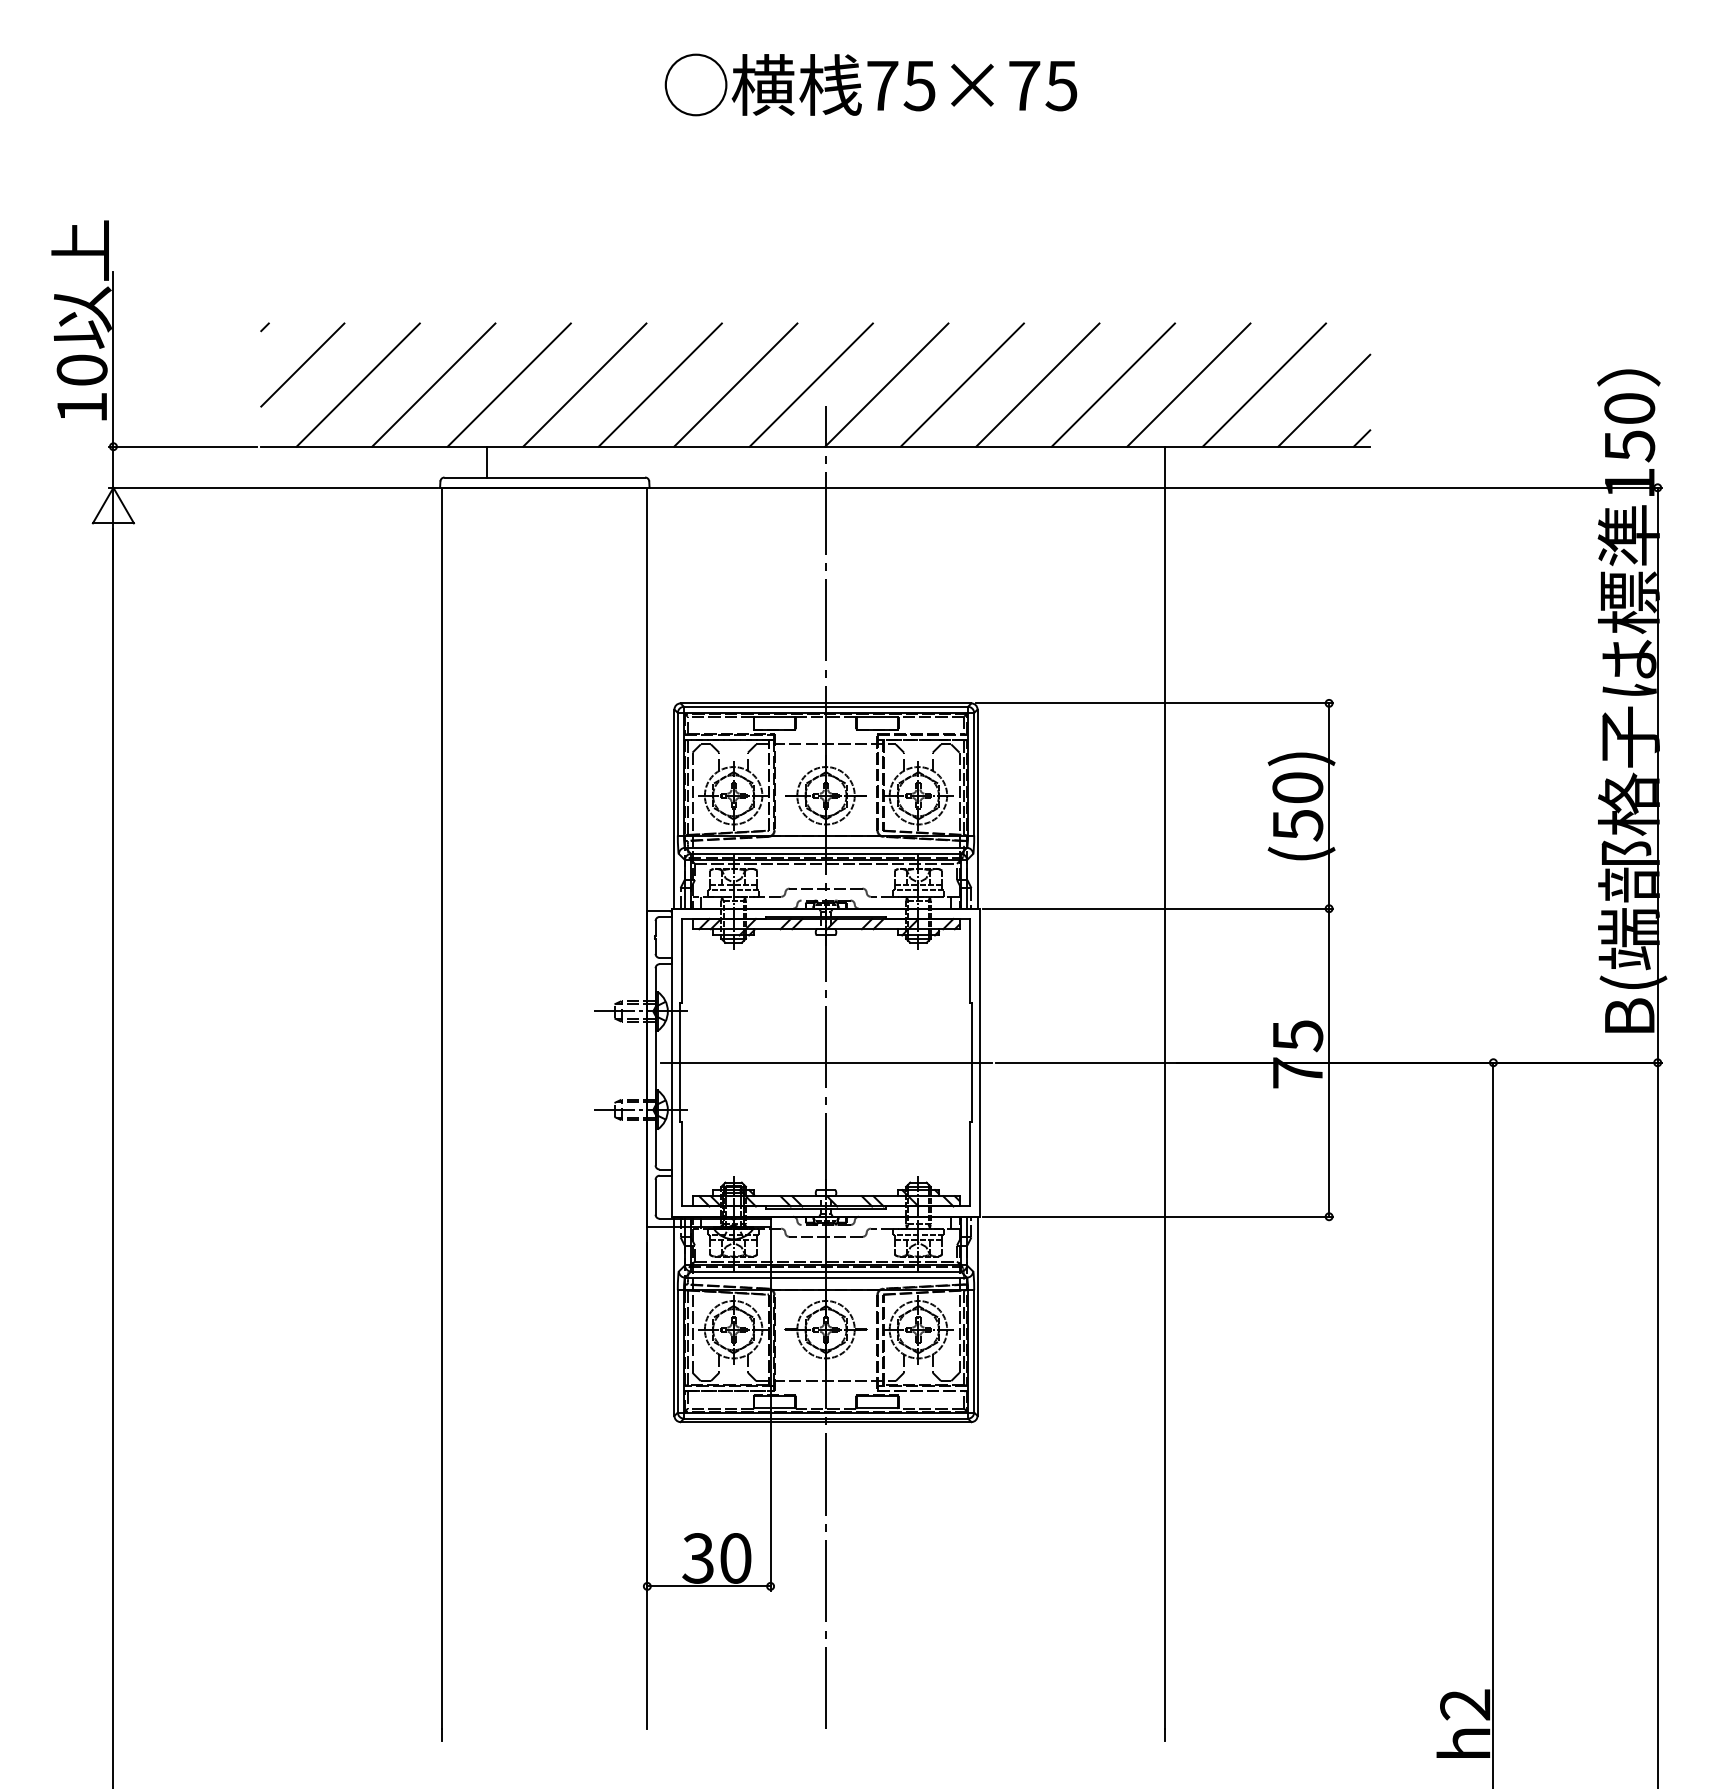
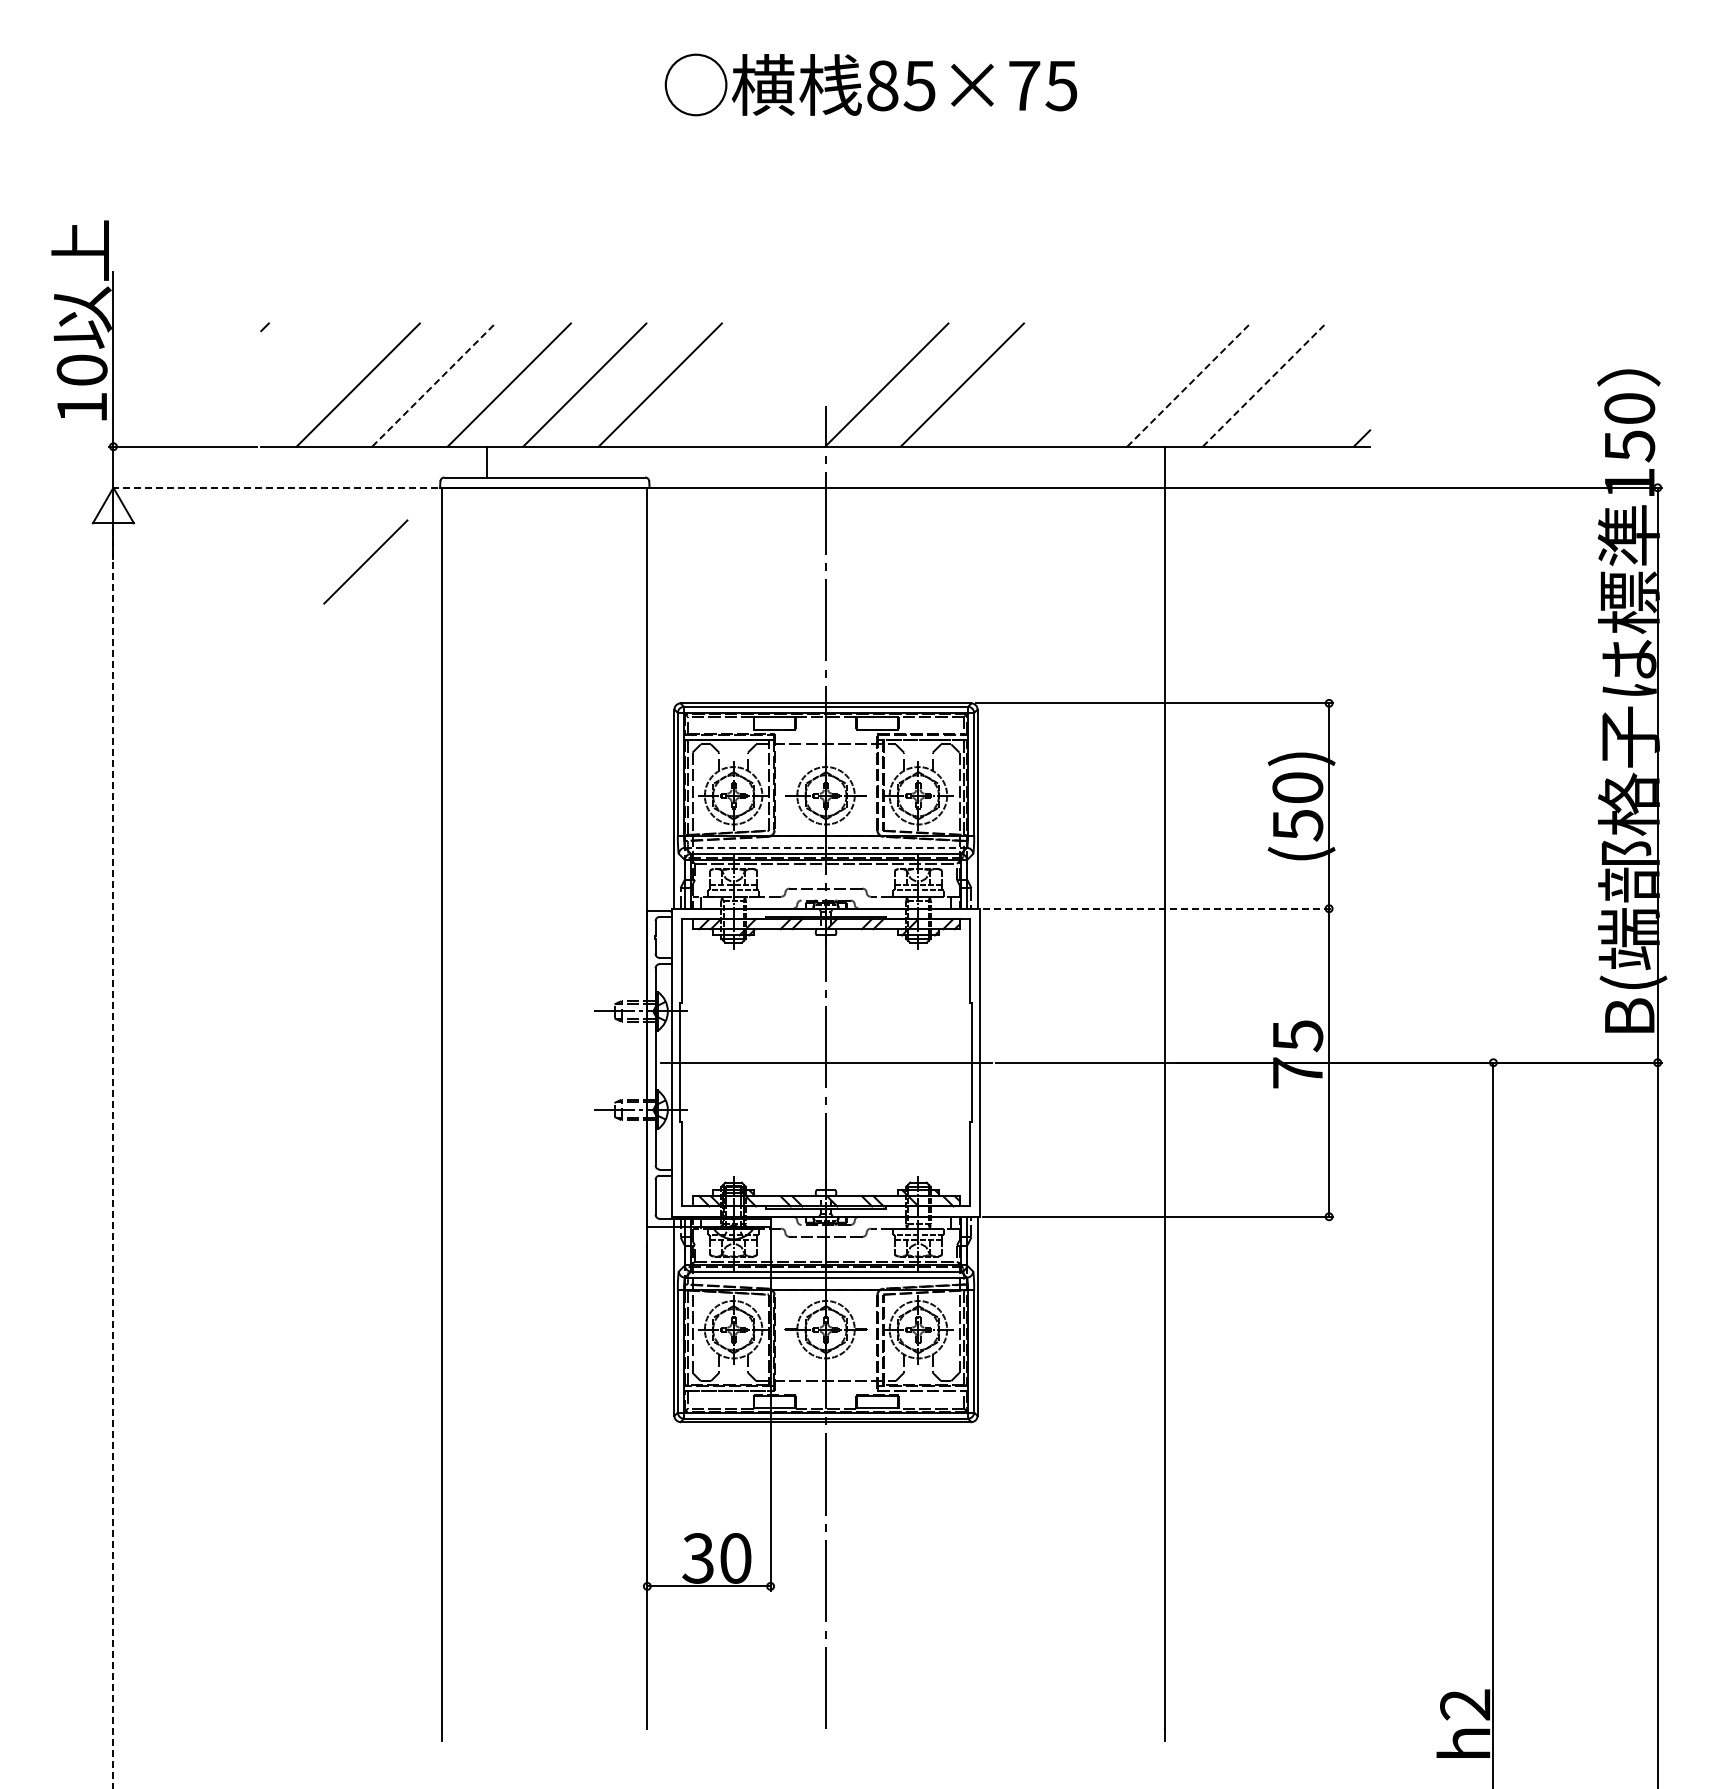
text: 75×75 -> 85×75 (882, 85)
line position: (302, 364) -> (365, 561) (365, 561)
line: solid -> dashed (434, 384)
line: present -> none (735, 384)
line: present -> none (810, 384)
line: present -> none (1037, 384)
line: present -> none (1112, 384)
line: solid -> dashed (1189, 384)
line: solid -> dashed (1264, 384)
line: present -> none (1324, 400)
line: solid -> dashed (273, 487)
line: solid -> dashed (826, 847)
line: solid -> dashed (1158, 908)
line: solid -> dashed (113, 1158)
